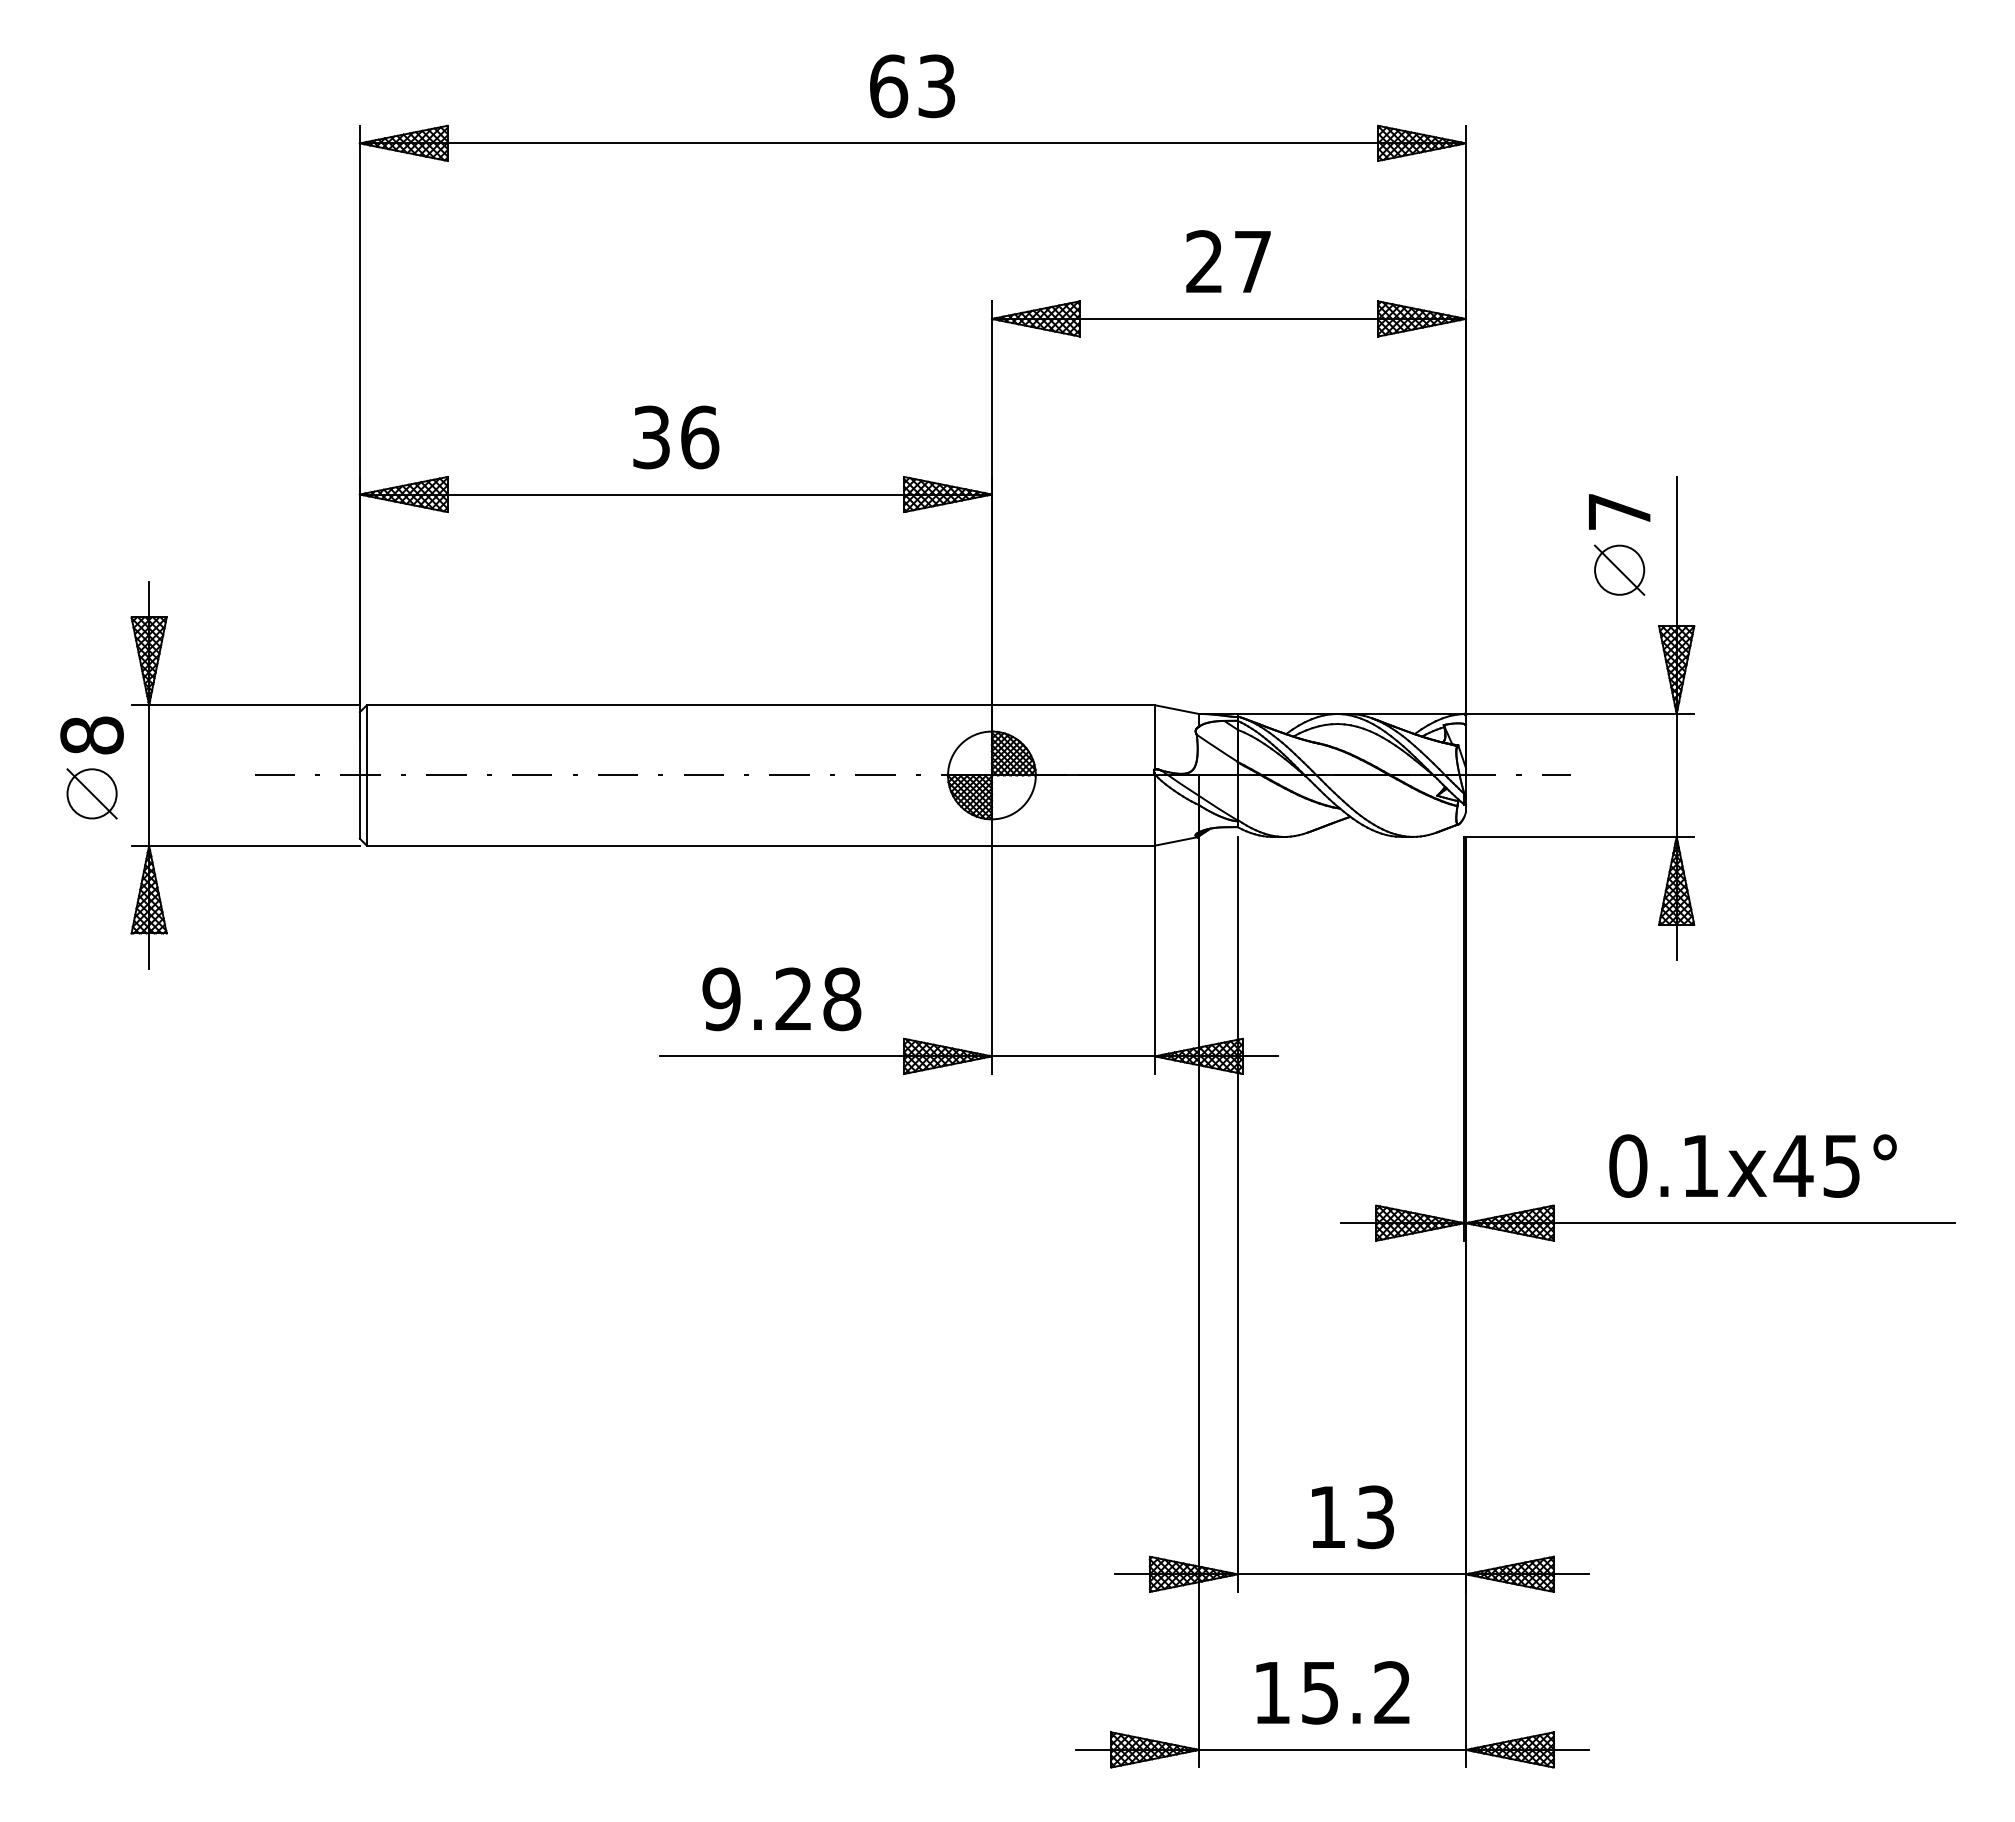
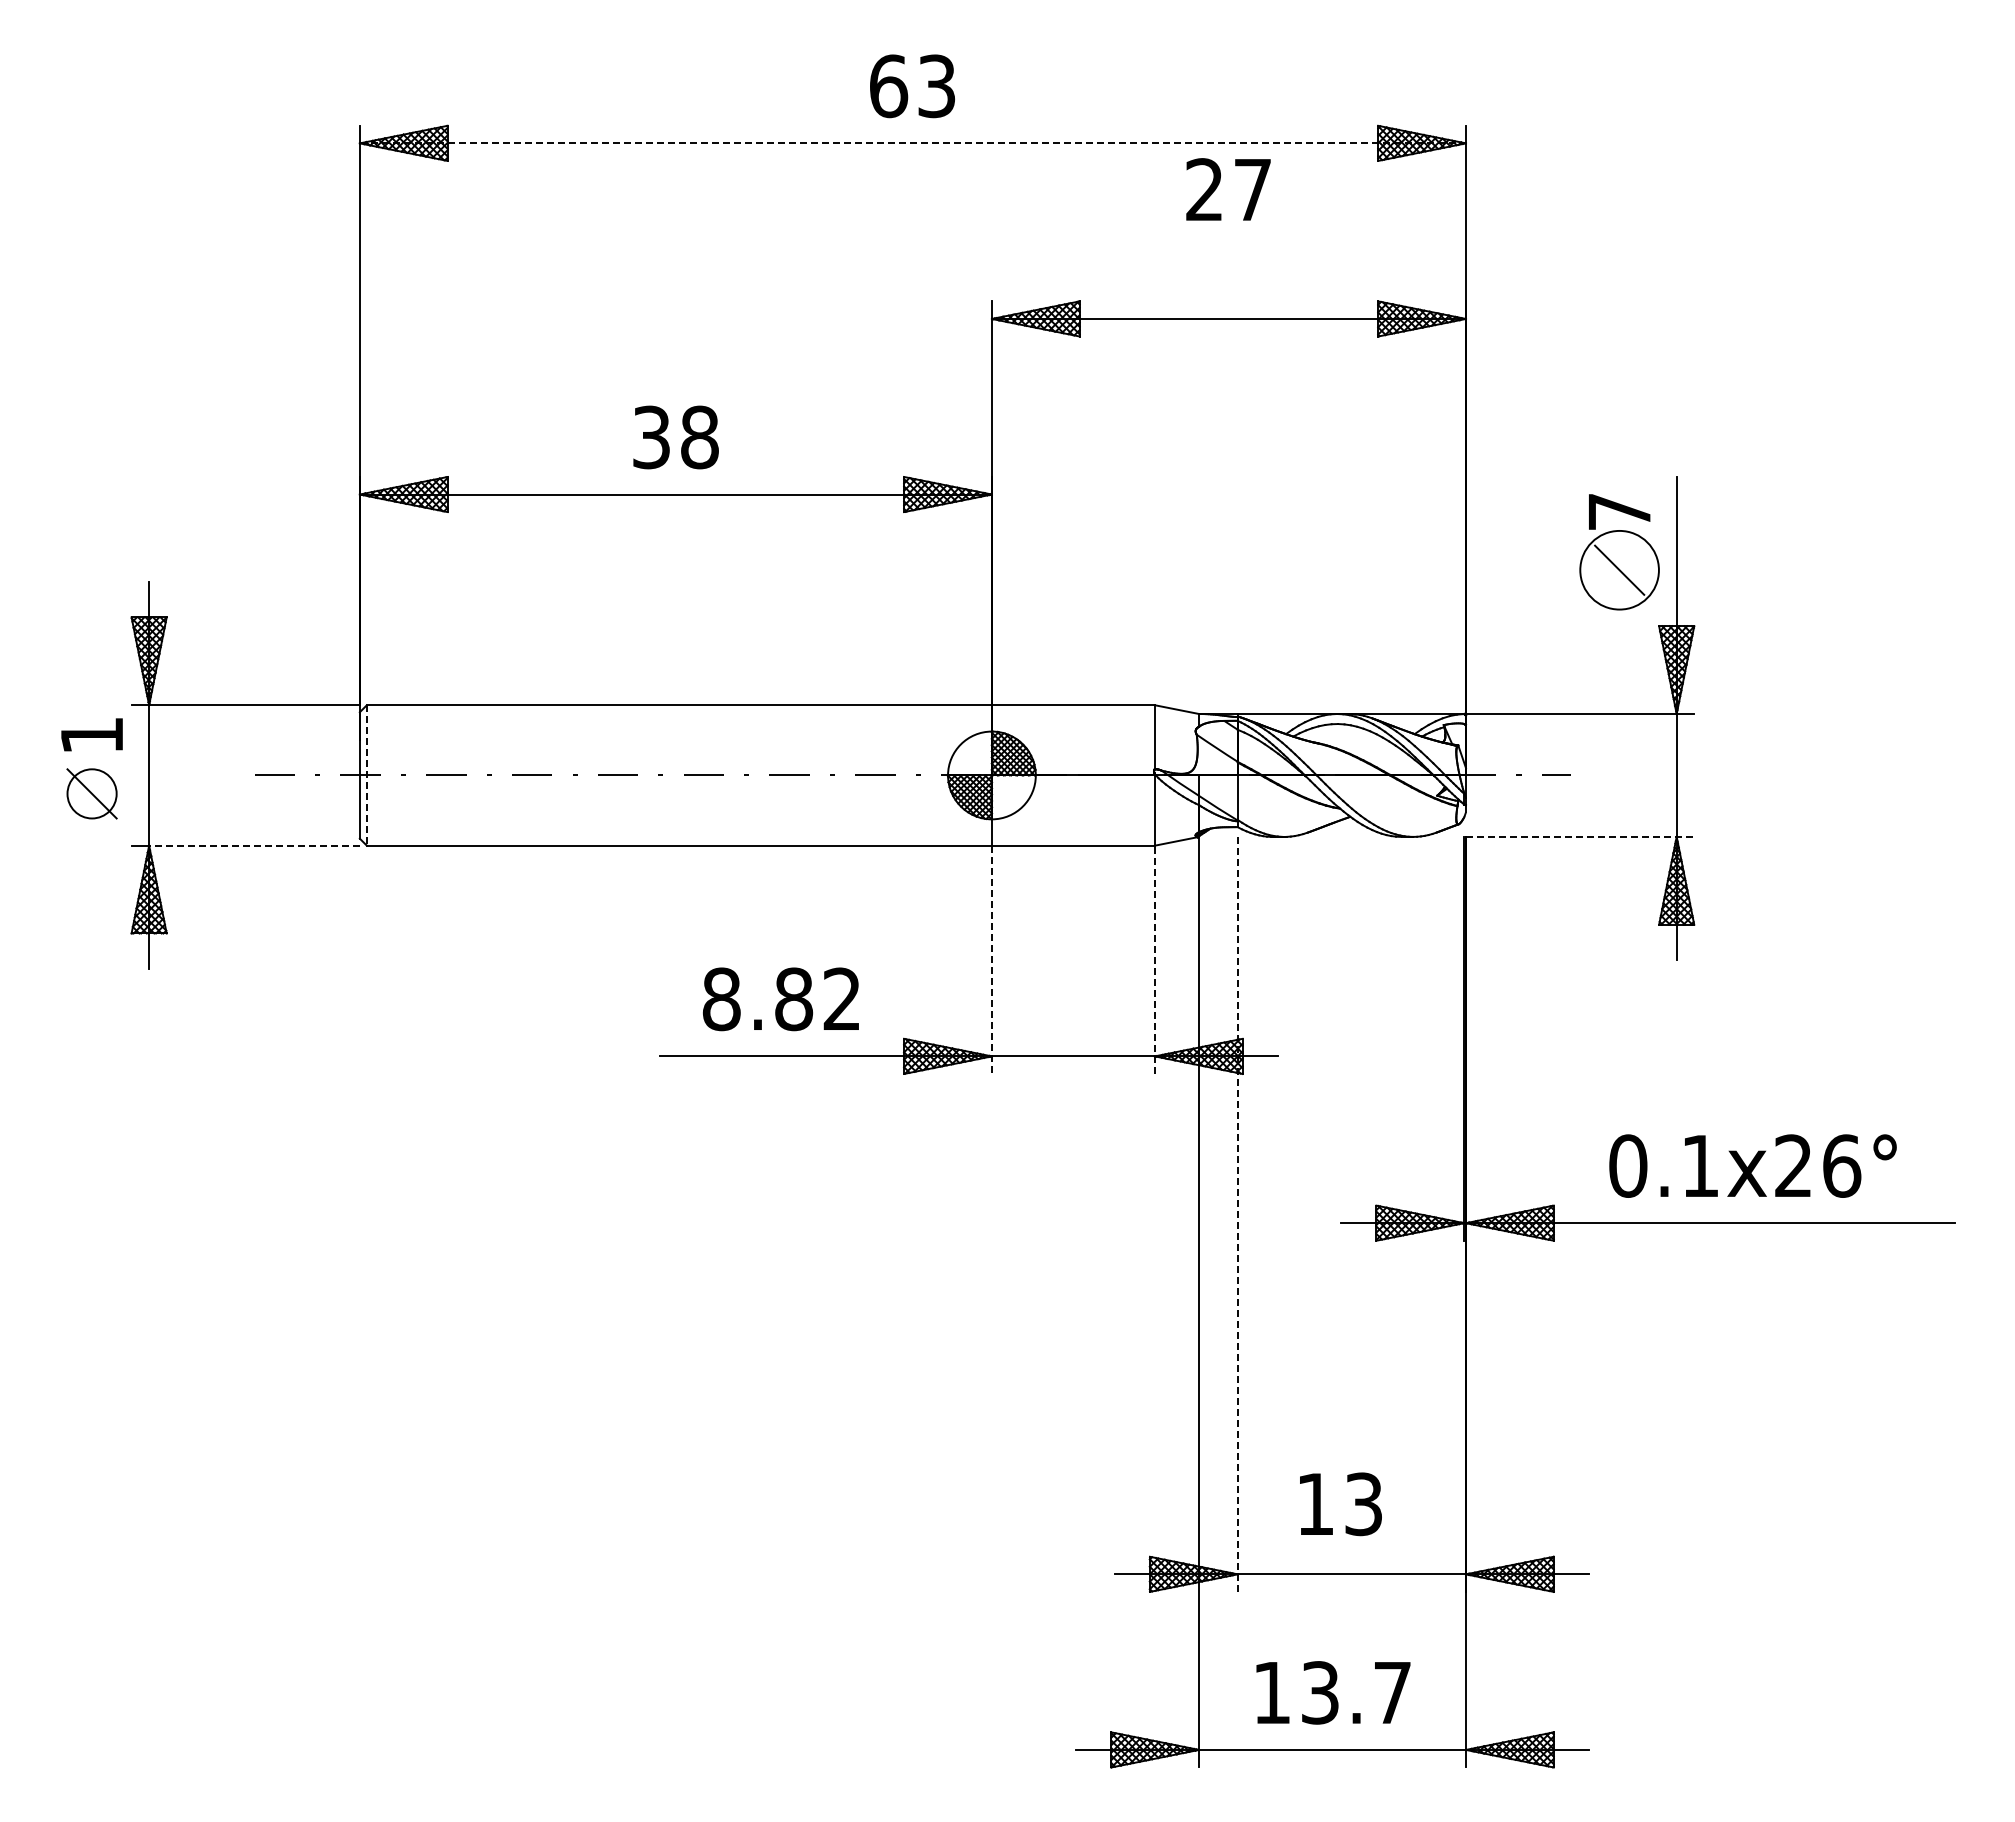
line: solid -> dashed (913, 143)
text position: (1228, 261) -> (1228, 189) (1228, 189)
text: 36 -> 38 (700, 437)
circle diameter: 49 px -> 79 px (1619, 569)
text: 8 -> 1 (91, 735)
line: solid -> dashed (366, 775)
line: solid -> dashed (1580, 836)
line: solid -> dashed (254, 845)
line: solid -> dashed (1154, 959)
line: solid -> dashed (991, 960)
text: 9.28 -> 8.82 (781, 999)
text: 0.1x45° -> 0.1x26° (1817, 1165)
line: solid -> dashed (1237, 1214)
text position: (1352, 1517) -> (1340, 1504) (1340, 1504)
text: 15.2 -> 13.7 (1356, 1692)
